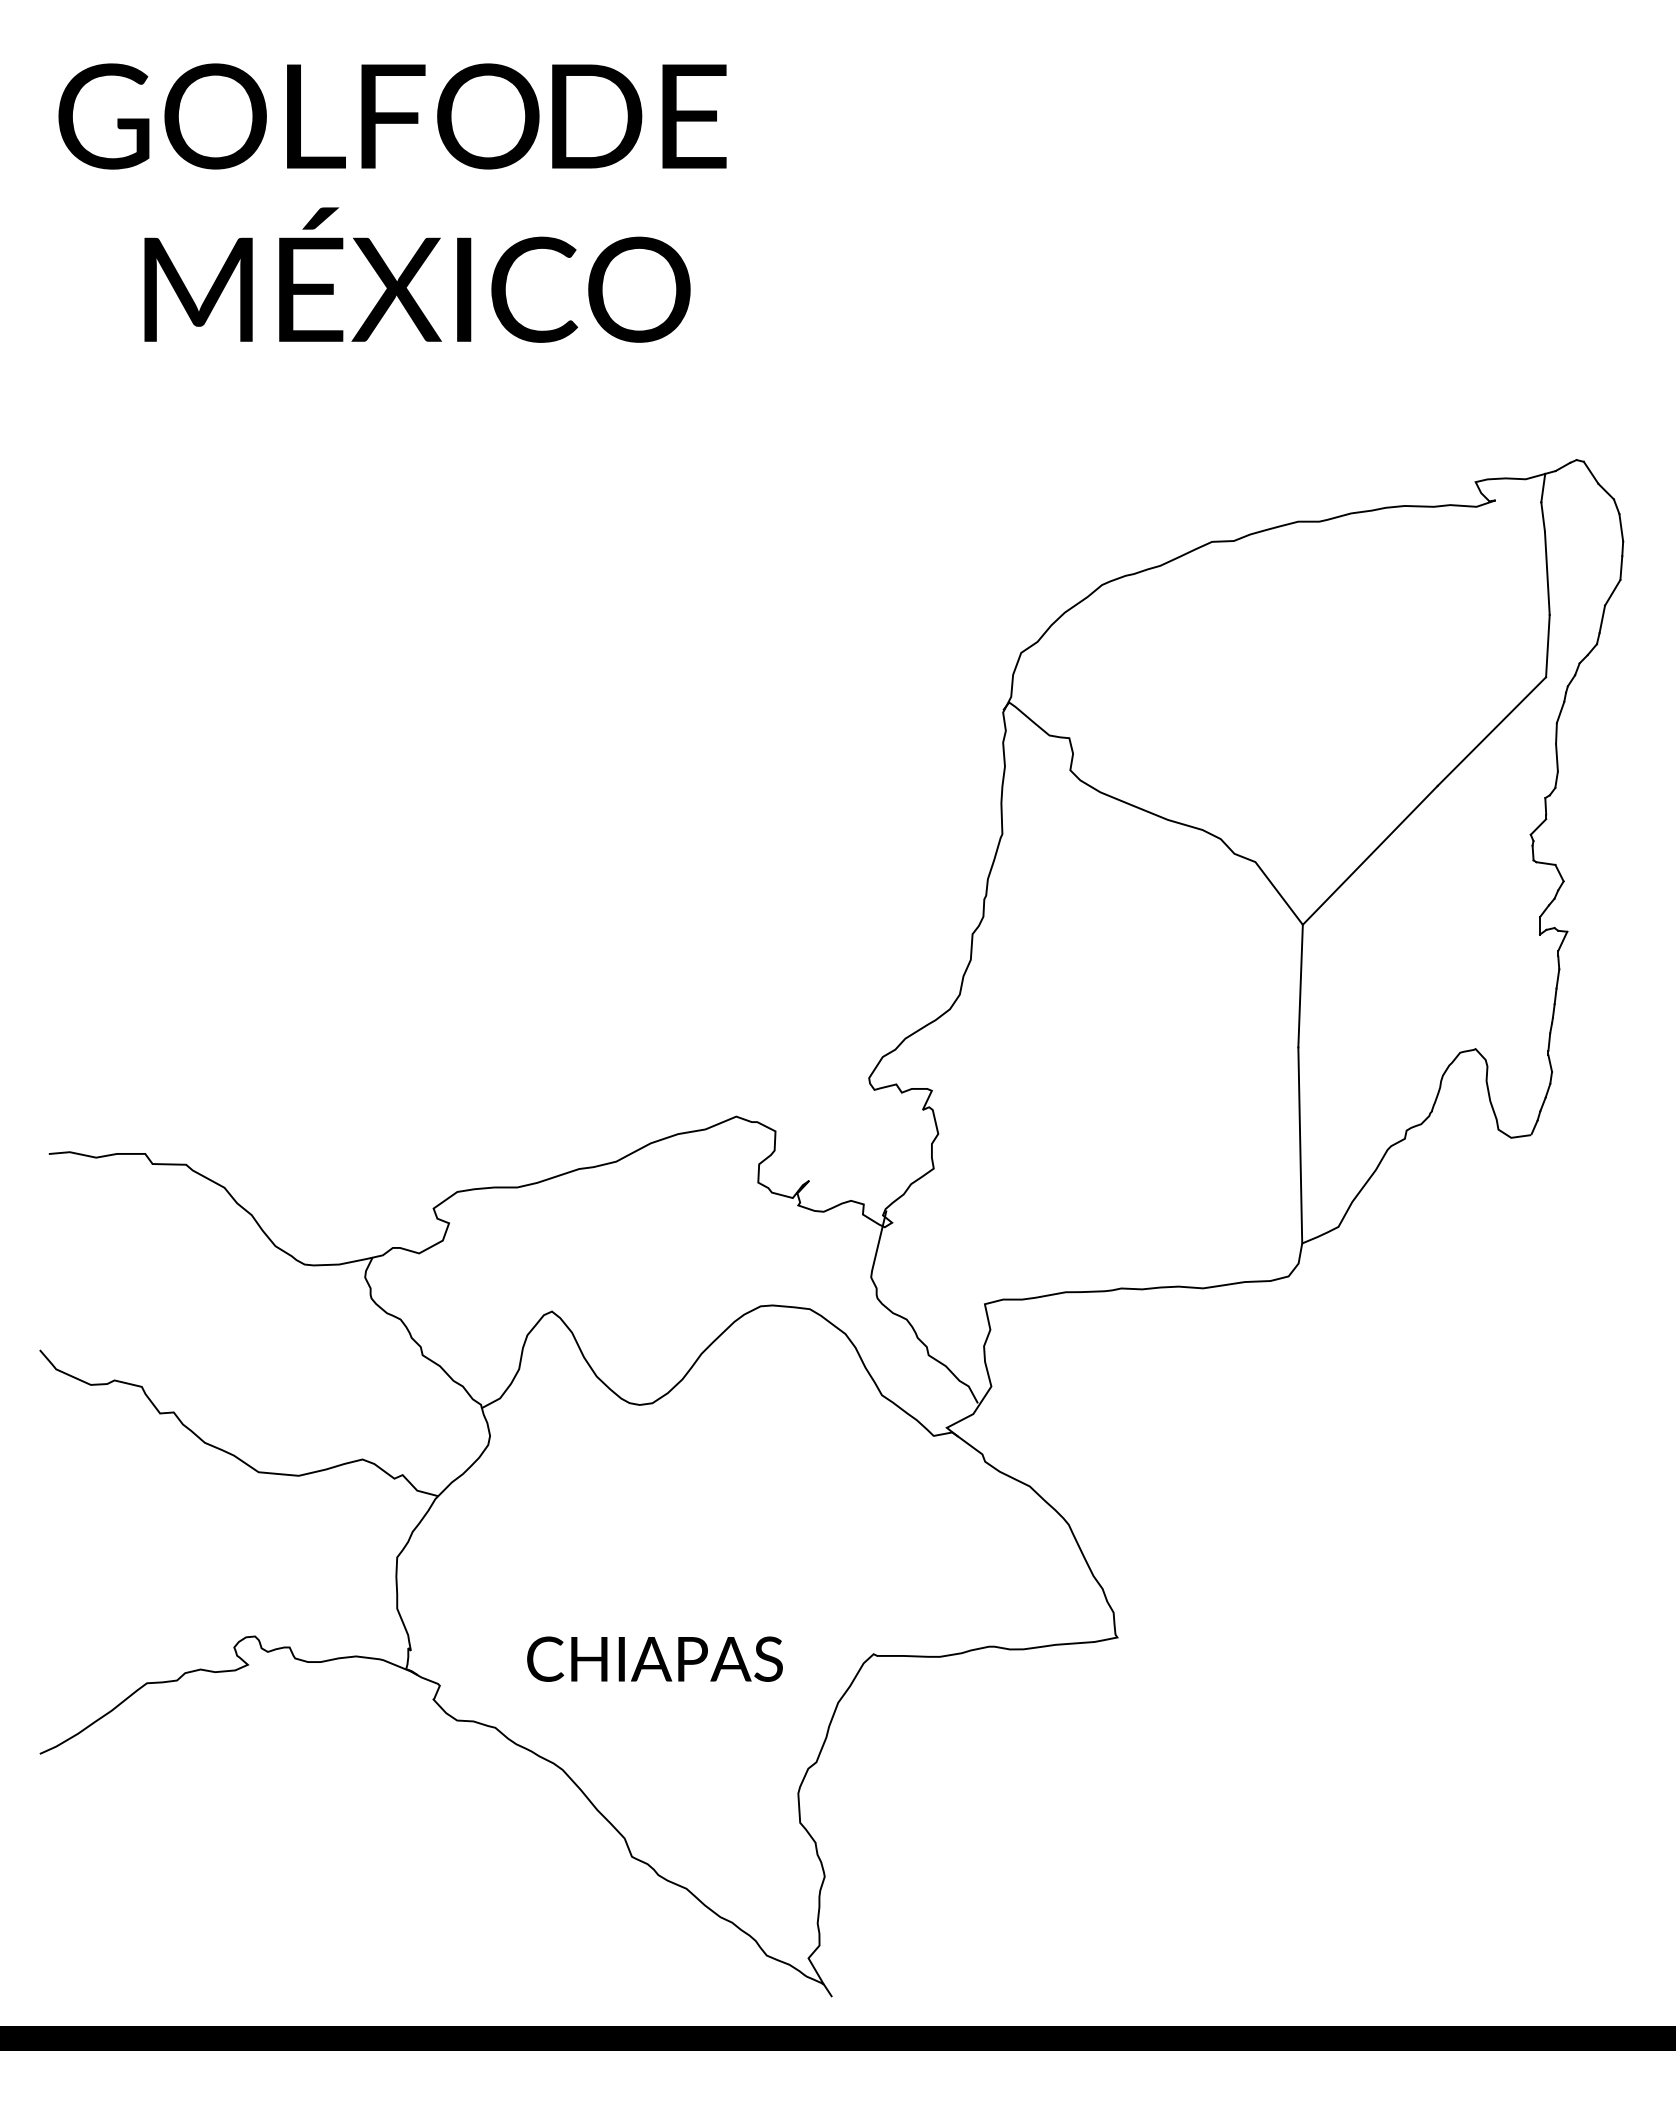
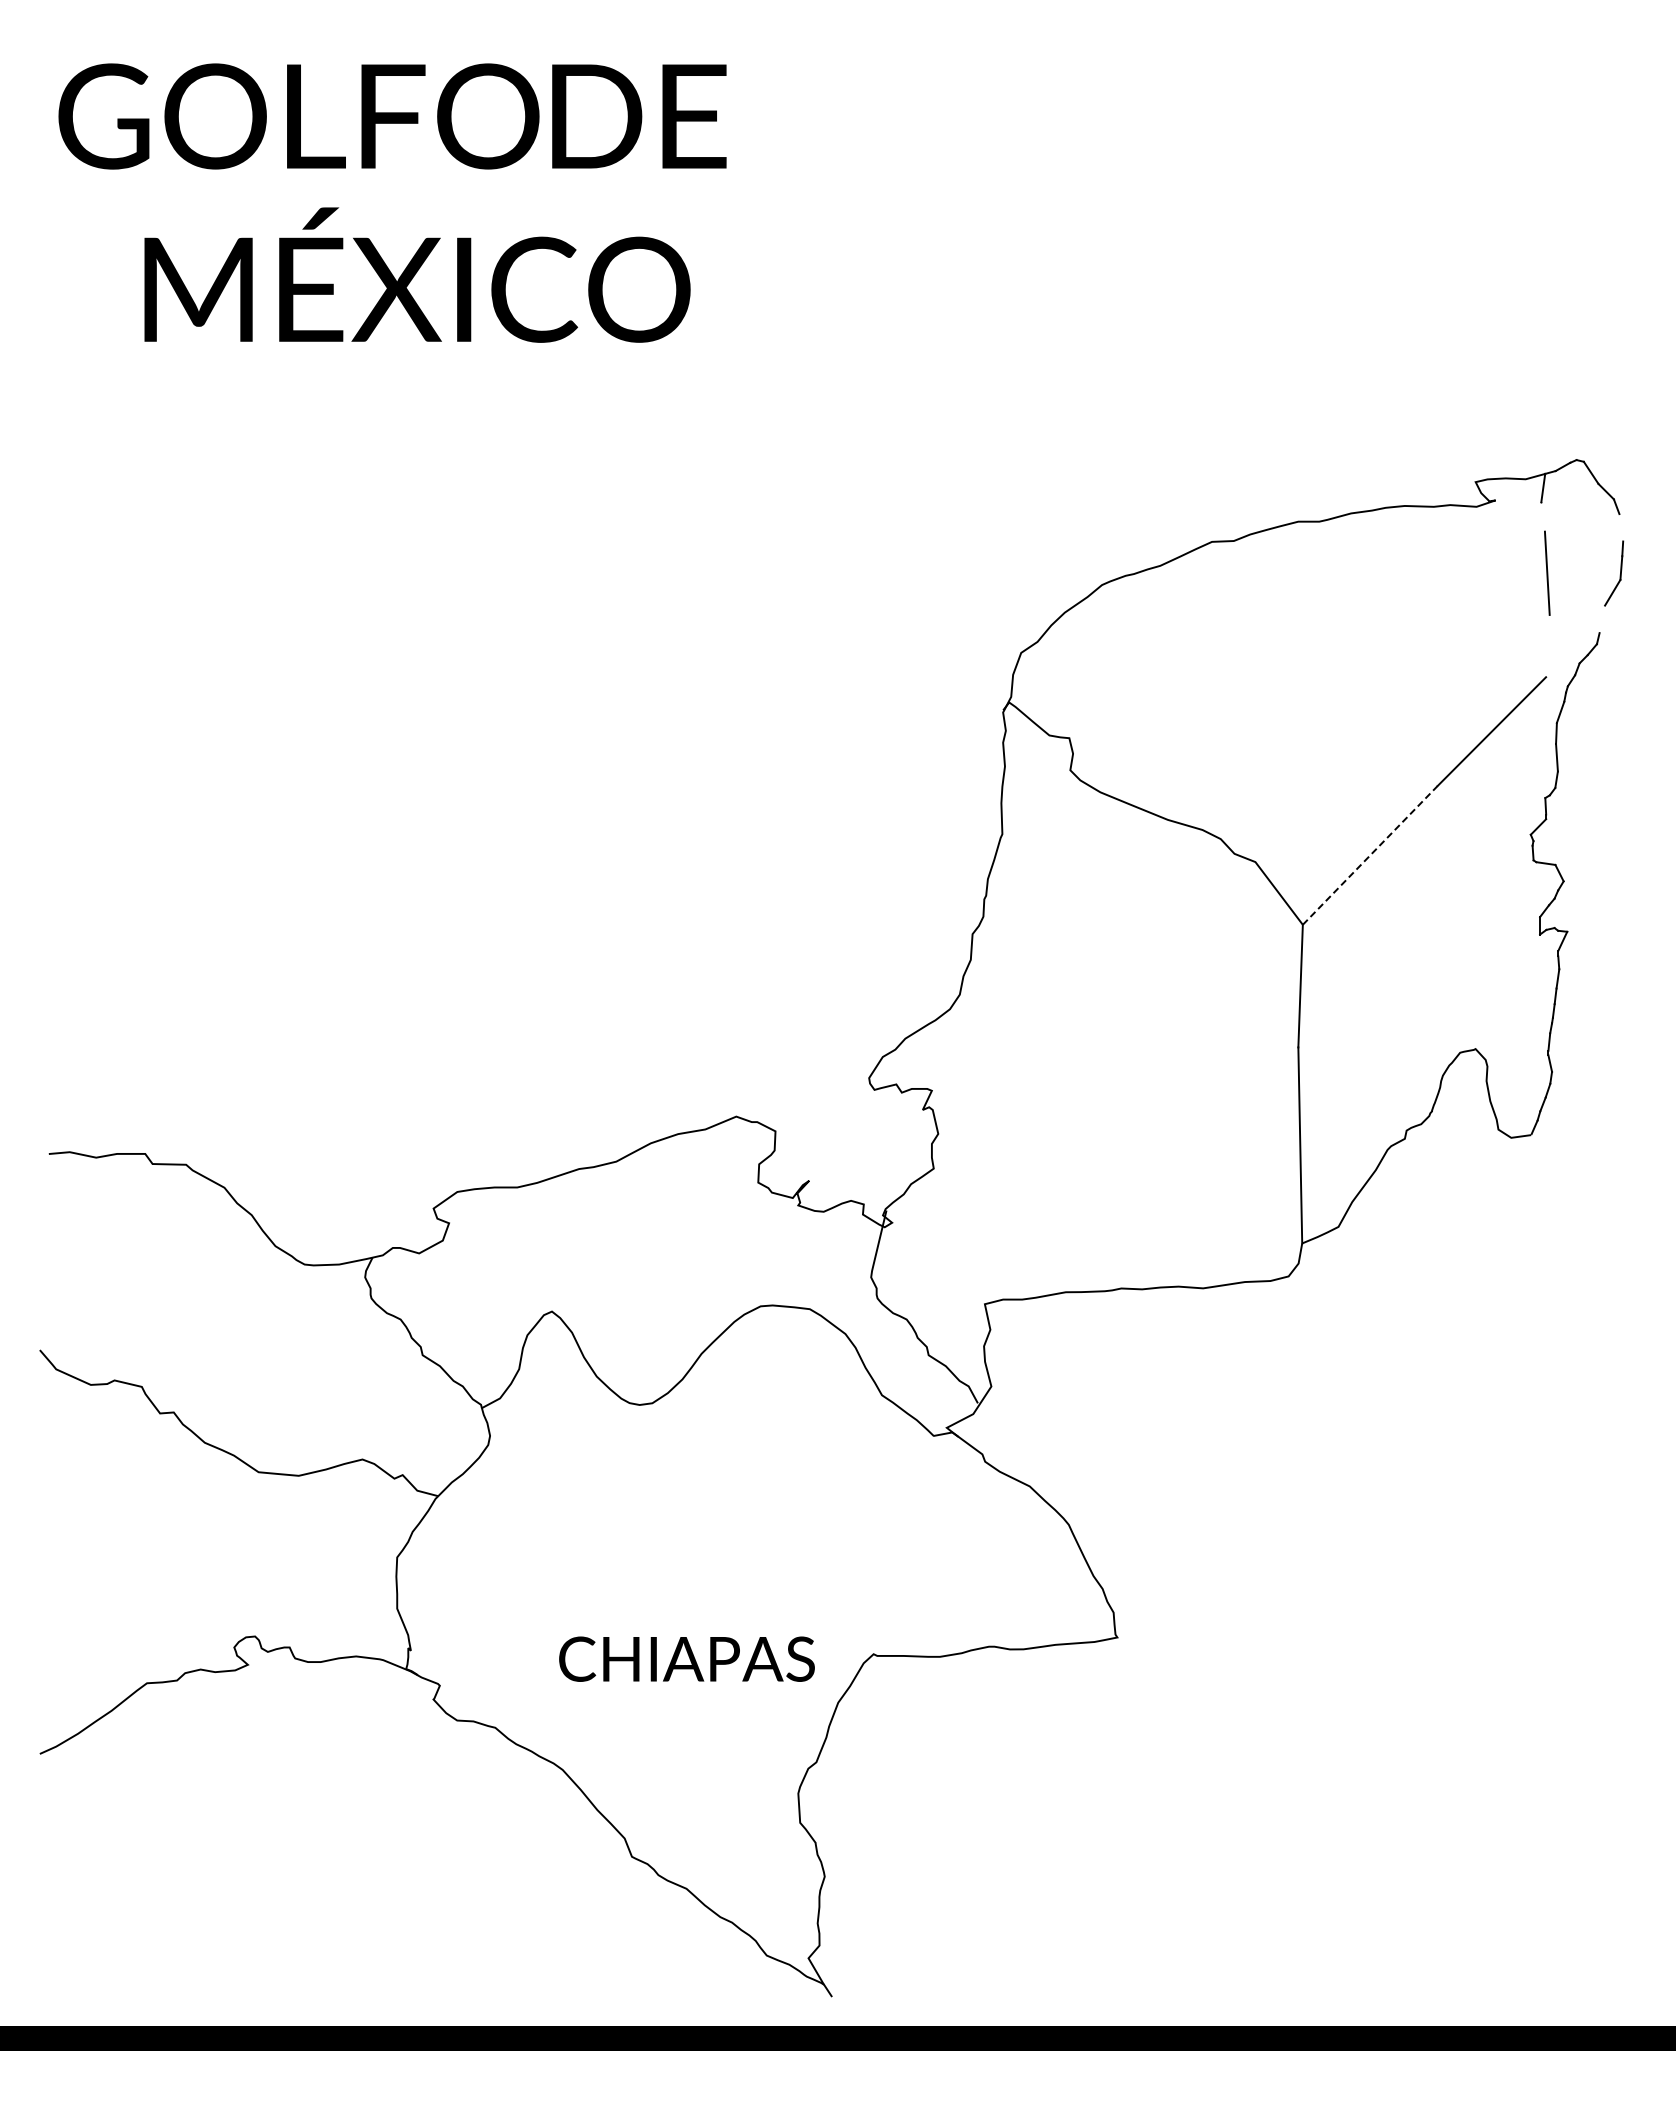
line: present -> none (1542, 516)
line: present -> none (1621, 527)
line: present -> none (1602, 619)
line: present -> none (1547, 645)
line: solid -> dashed (1370, 855)
text position: (654, 1658) -> (686, 1658) (686, 1658)
